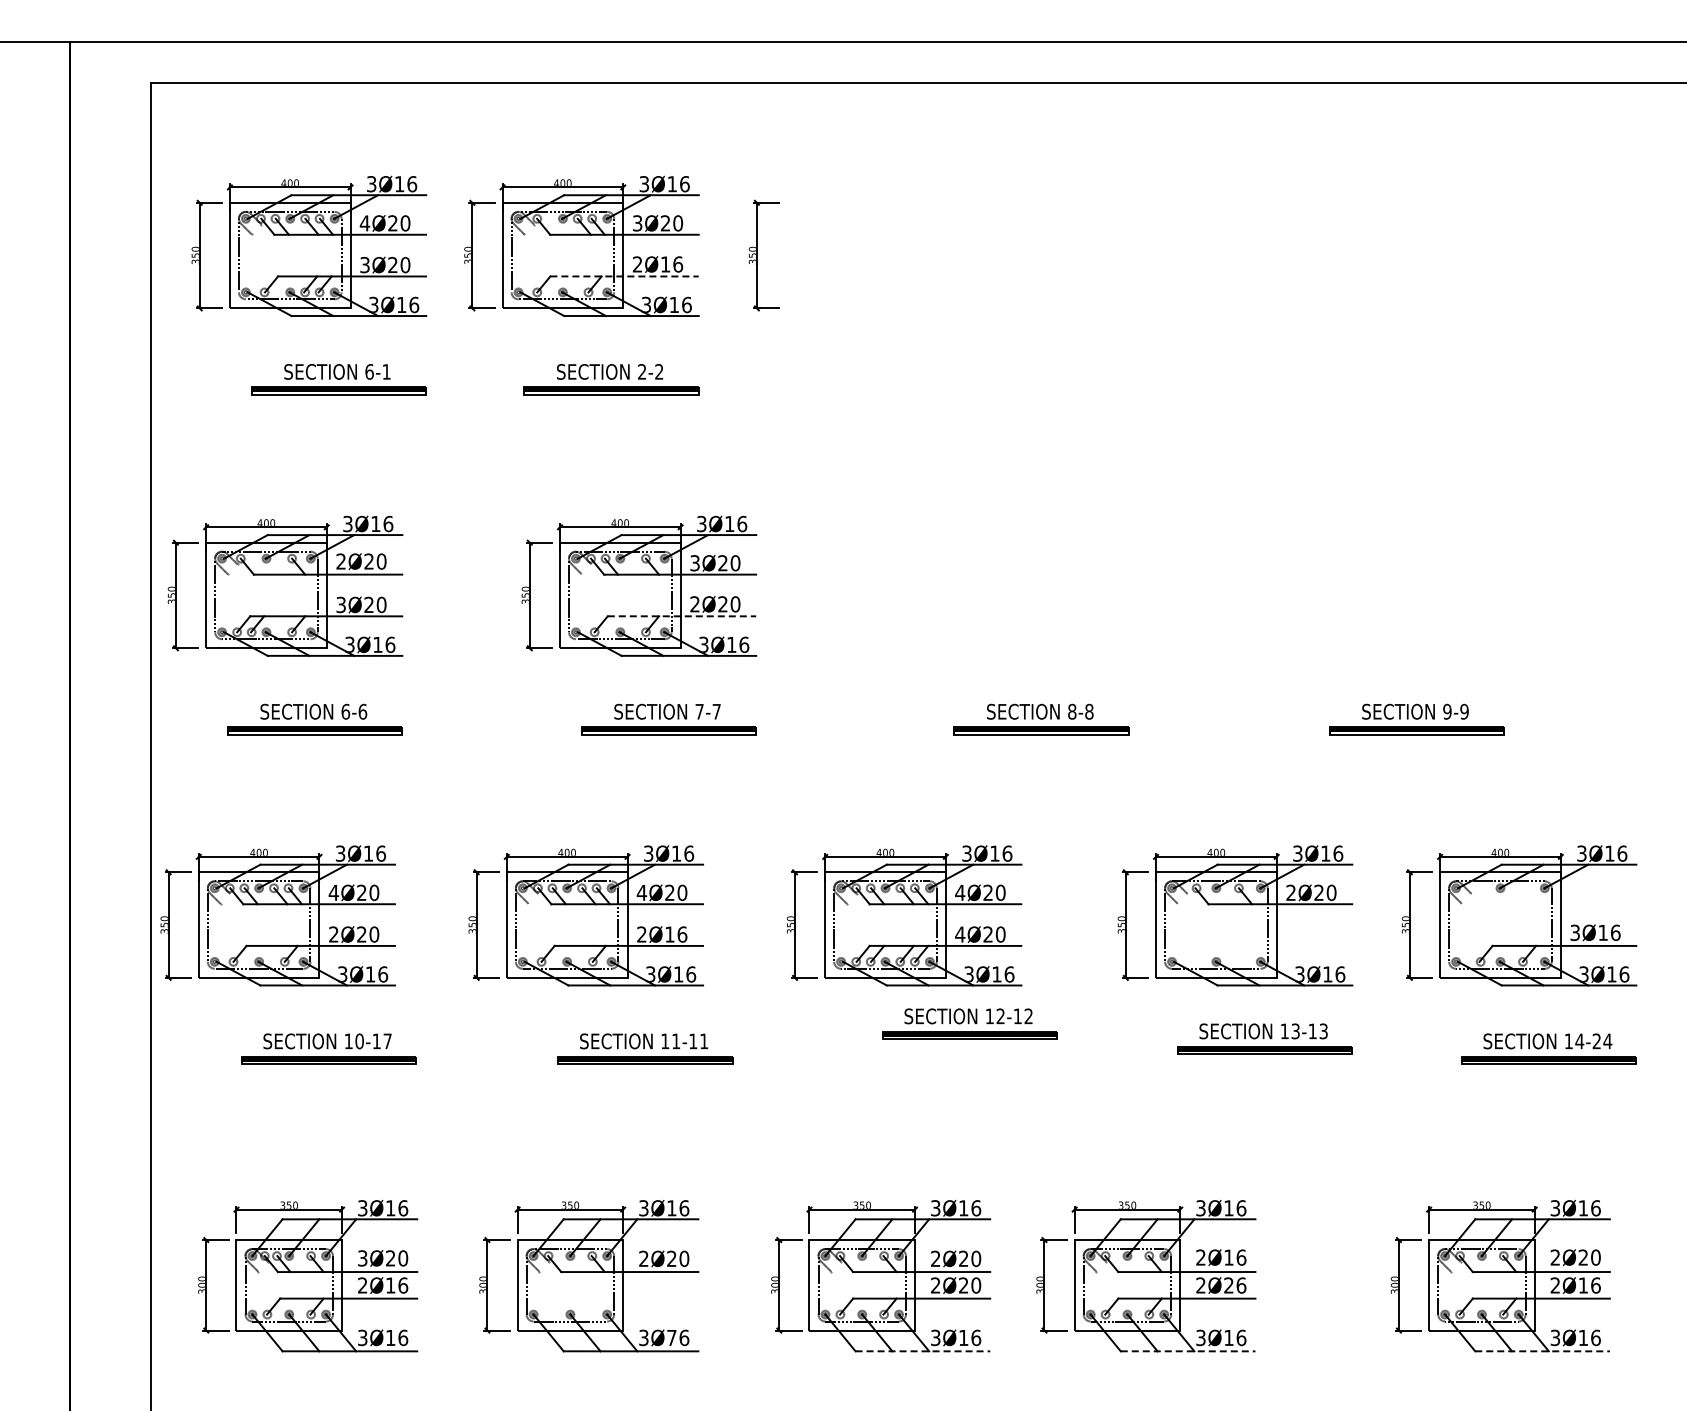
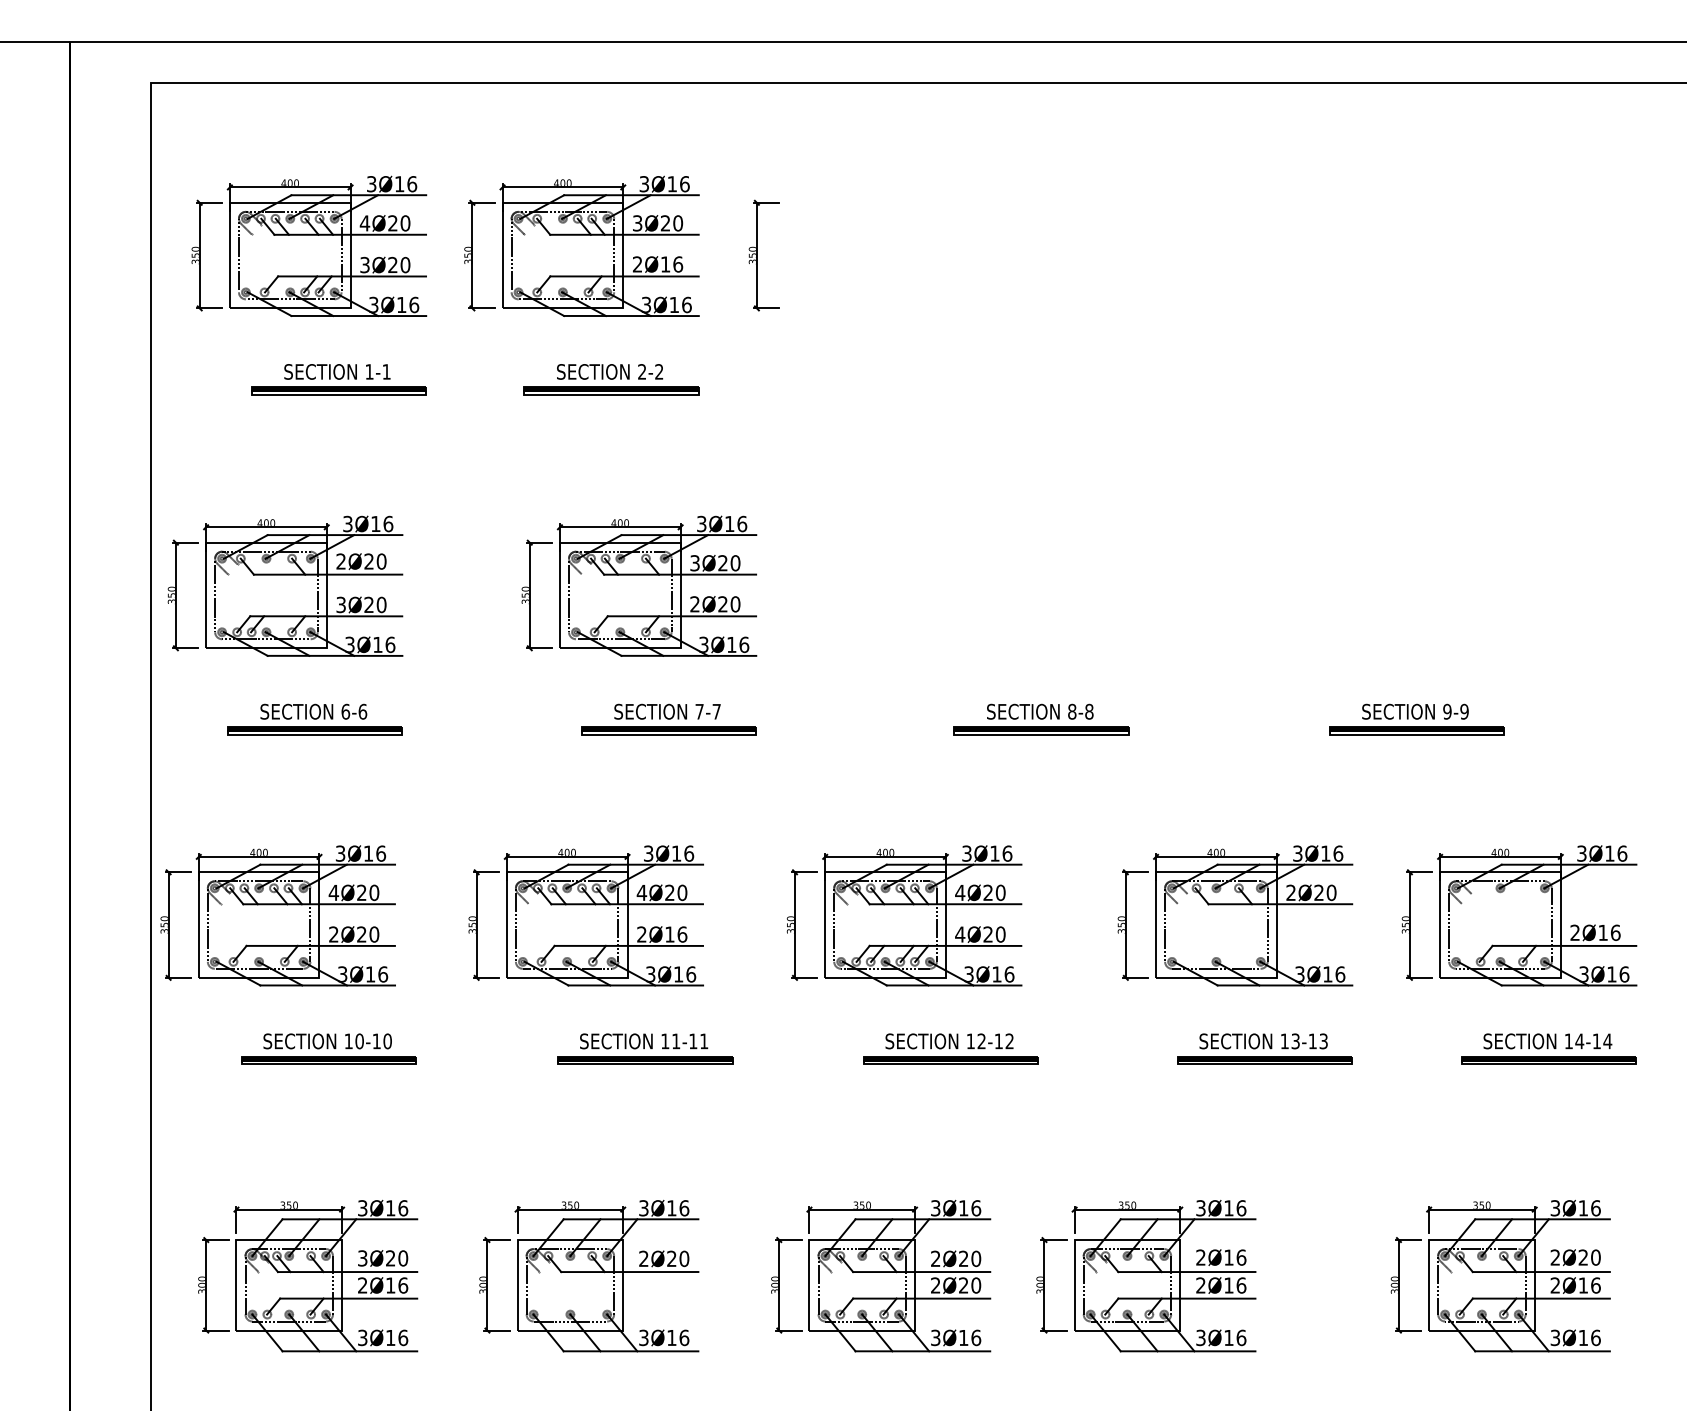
line: dashed -> solid (625, 276)
text: 6-1 -> 1-1 (369, 371)
line: dashed -> solid (682, 616)
text: 3Ø16 -> 2Ø16 (1574, 933)
part position: (969, 1023) -> (950, 1048) (950, 1048)
part position: (1264, 1038) -> (1264, 1048) (1264, 1048)
text: 14-24 -> 14-14 (1596, 1040)
text: 10-17 -> 10-10 (387, 1041)
text: 2Ø26 -> 2Ø16 (1228, 1285)
text: 3Ø76 -> 3Ø16 (671, 1337)
line: dashed -> solid (923, 1351)
line: dashed -> solid (1188, 1351)
line: dashed -> solid (1543, 1351)
